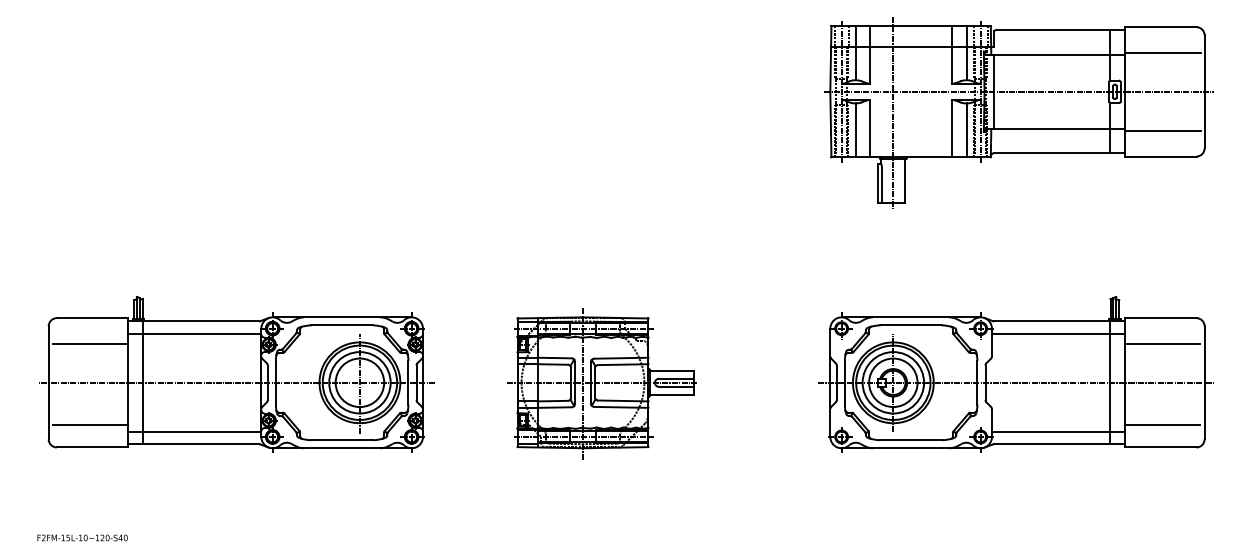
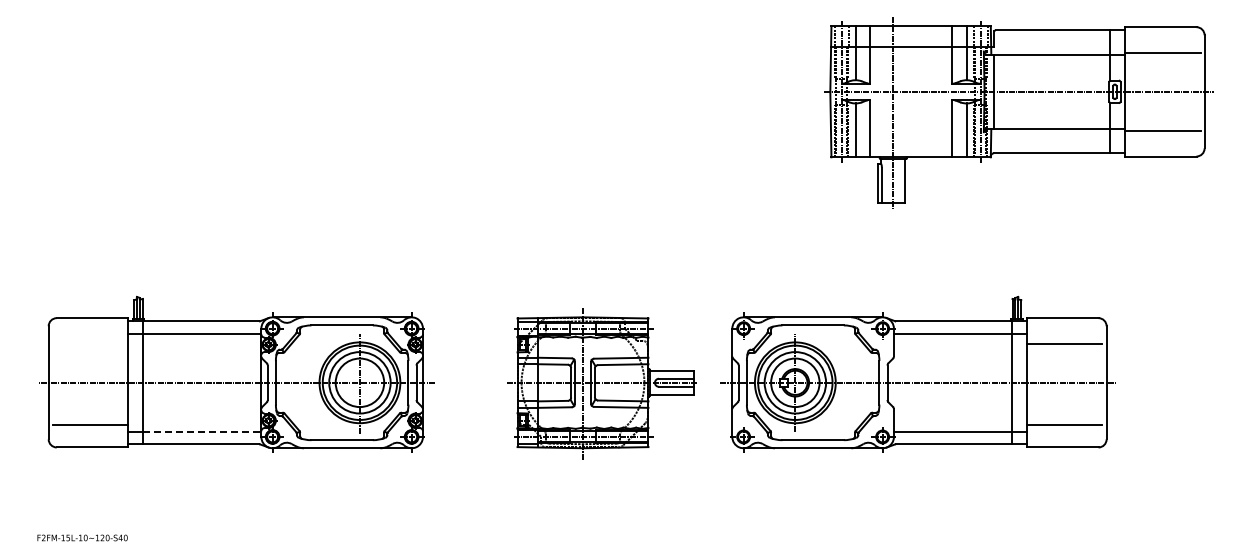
line: present -> none (90, 344)
part position: (1015, 373) -> (917, 373) (917, 373)
line: solid -> dashed (202, 431)
